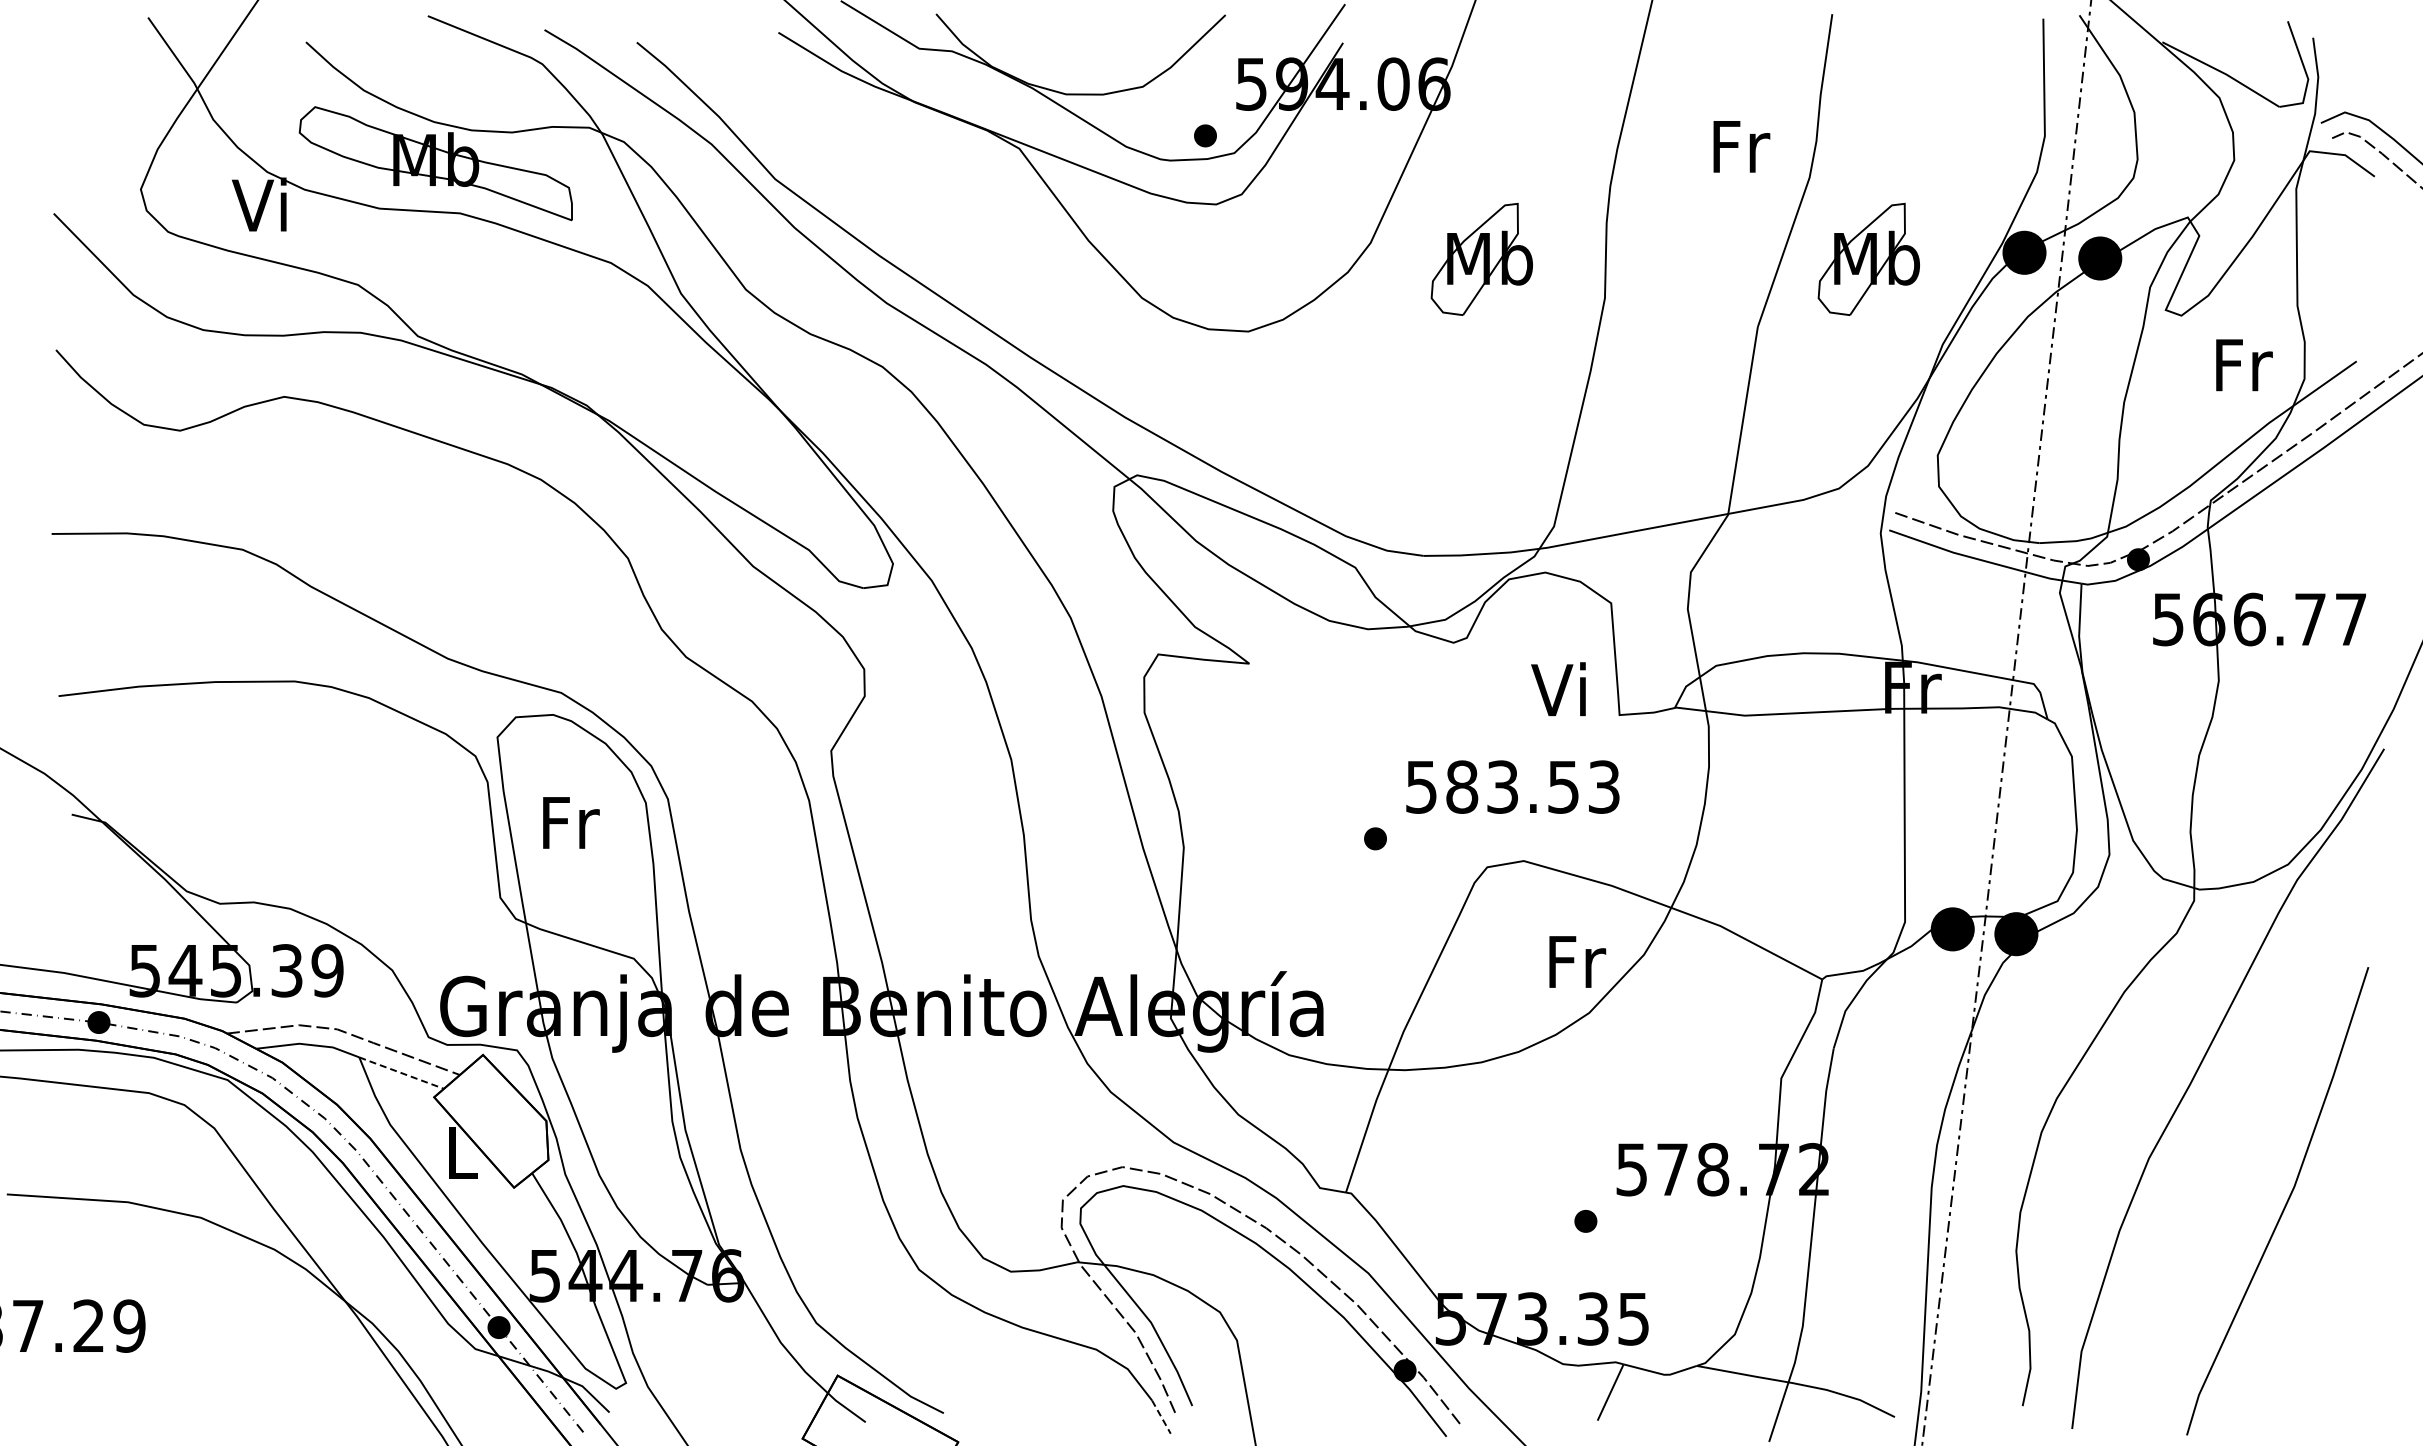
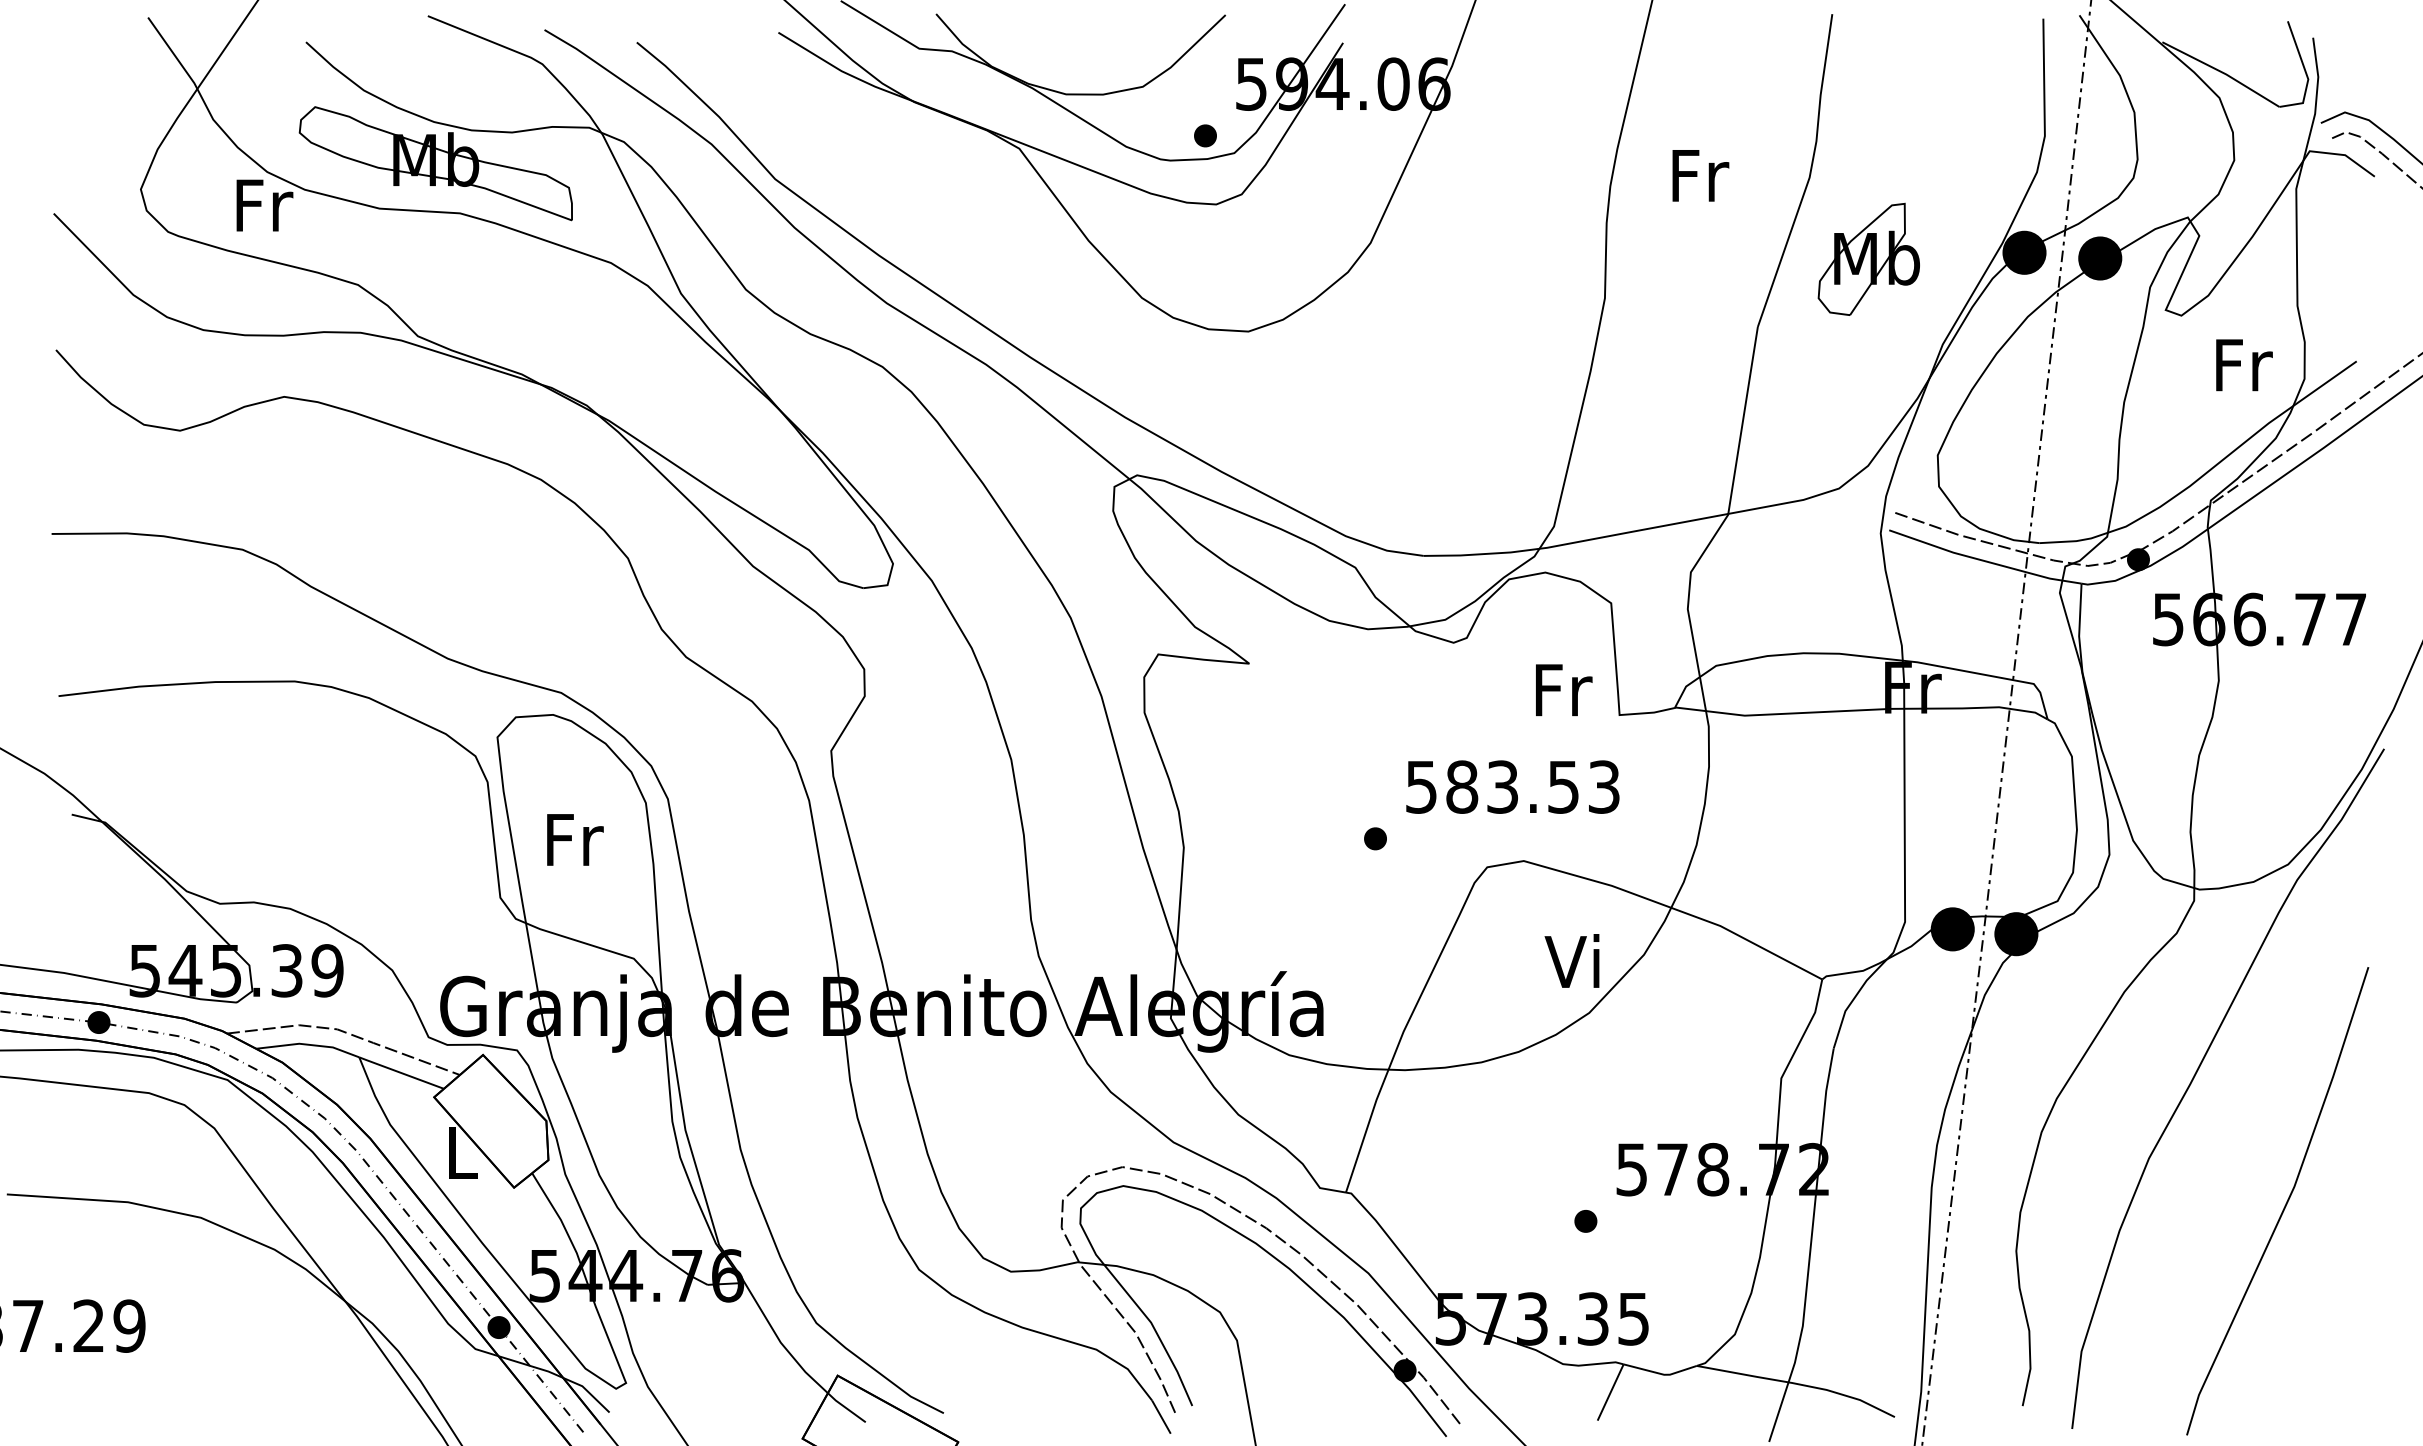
text position: (1741, 146) -> (1700, 175) (1700, 175)
text: Vi -> Fr (262, 204)
part: present -> none (1481, 258)
text: Vi -> Fr (1561, 689)
text position: (571, 822) -> (575, 839) (575, 839)
text: Fr -> Vi (1575, 960)
line: dashed -> solid (401, 1072)
line: dashed -> solid (1161, 1417)
